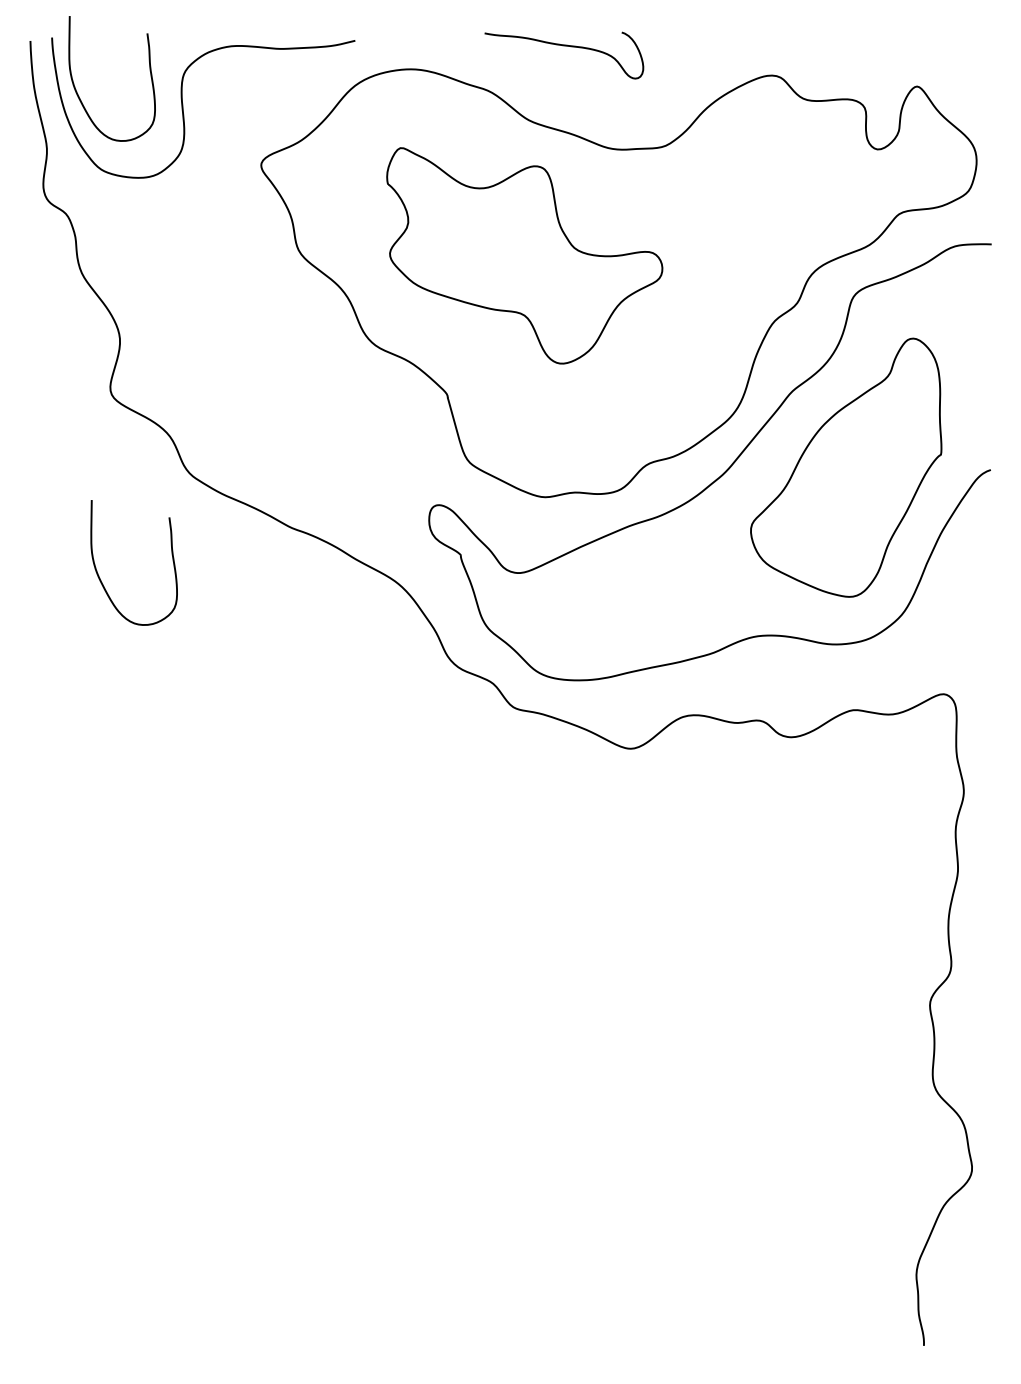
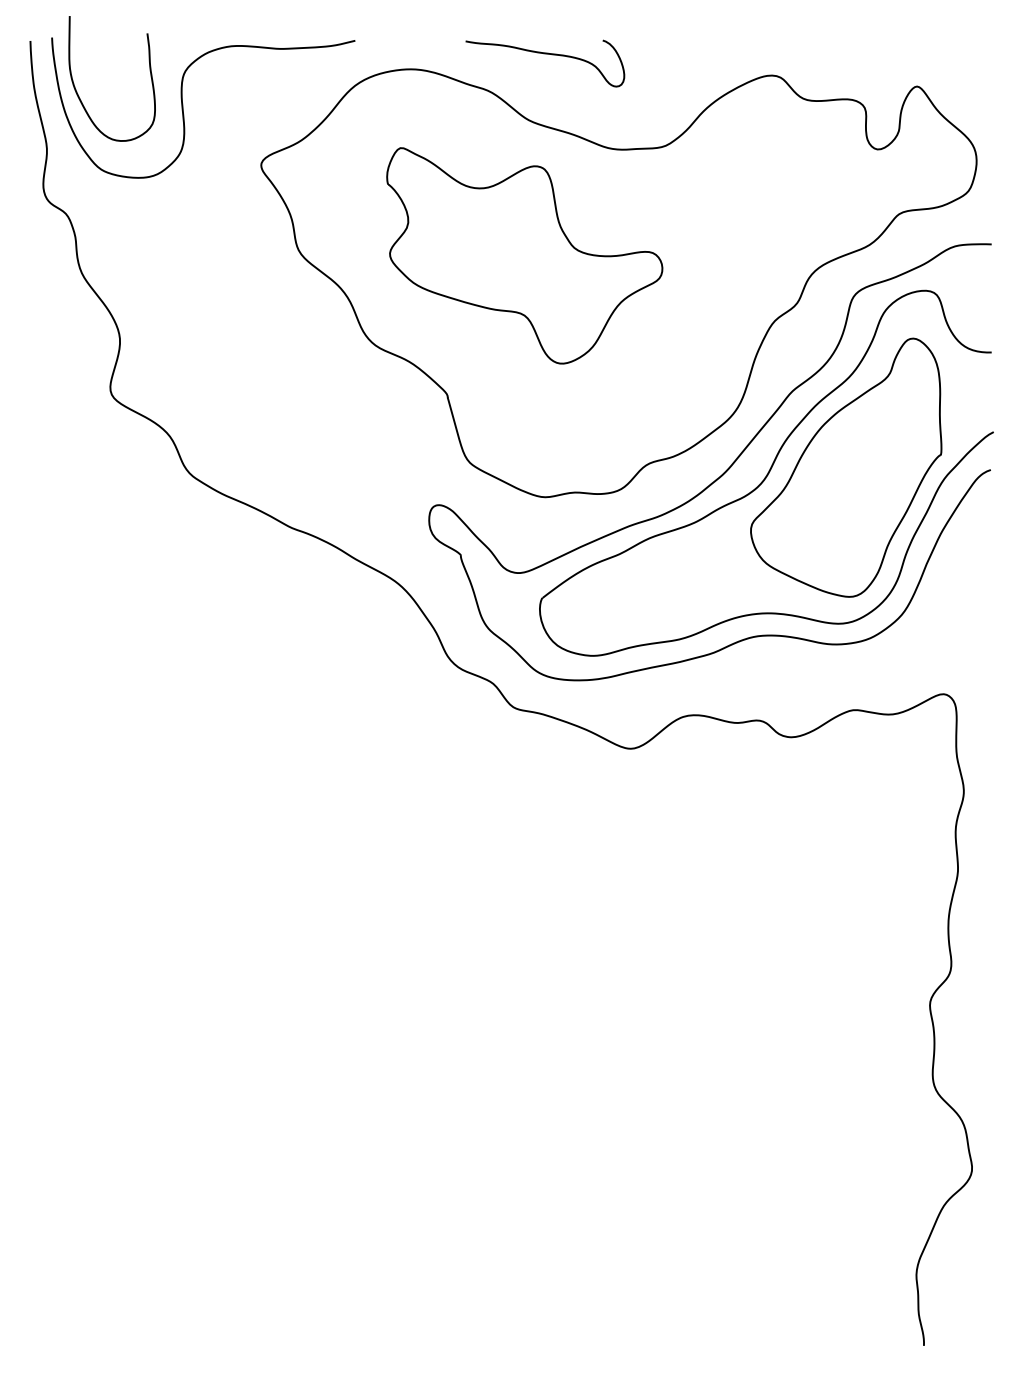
curve position: (564, 46) -> (545, 54) (545, 54)
part: none -> present (766, 472)
curve: present -> none (99, 575)
